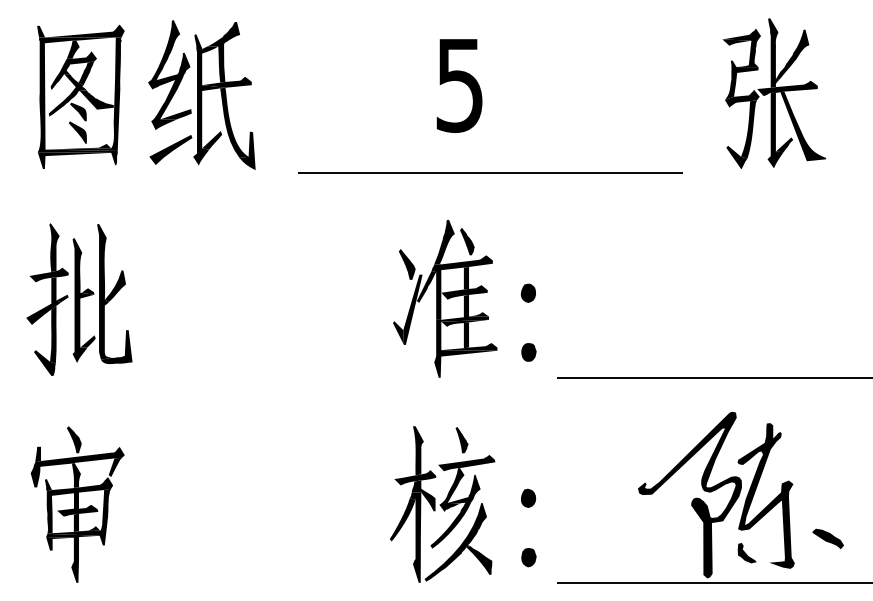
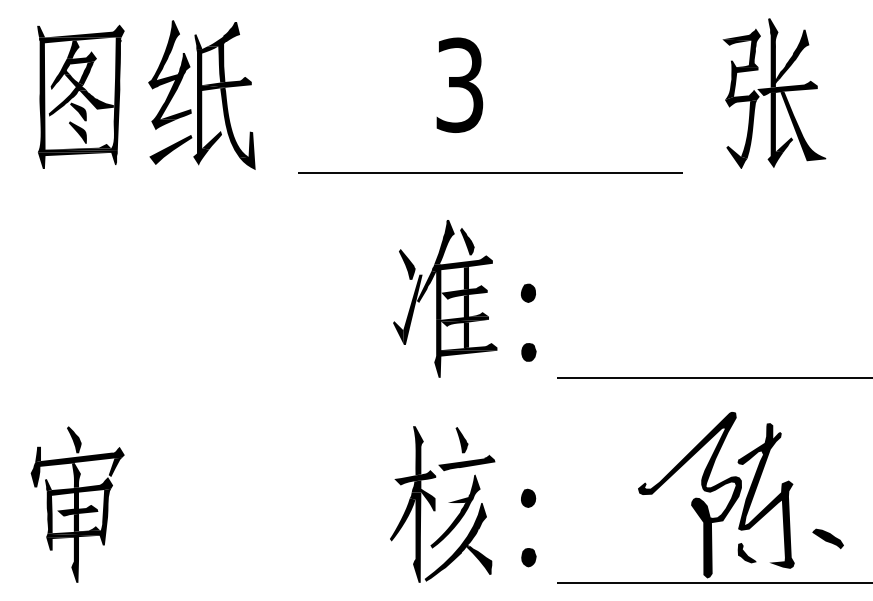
text: 5 -> 3 (459, 84)
part: present -> none (79, 299)
fill: present -> none (451, 489)
